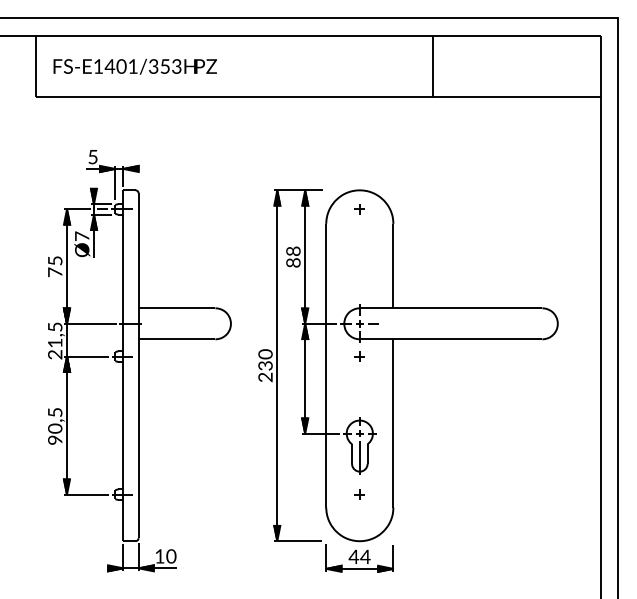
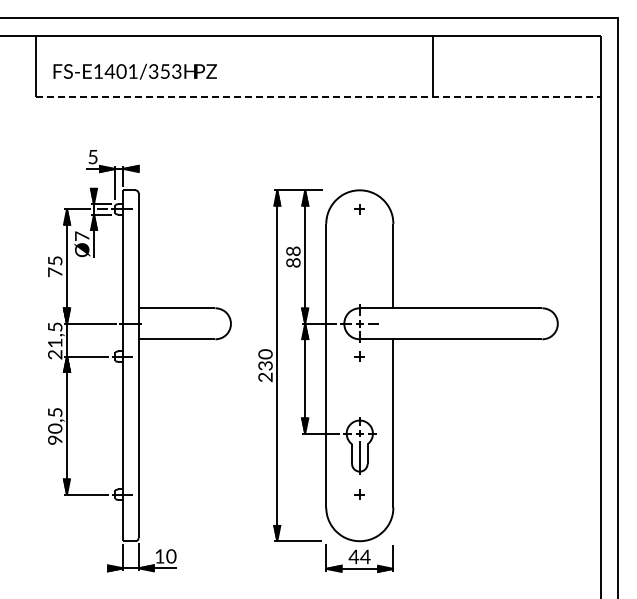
text position: (134, 66) -> (134, 71) (134, 71)
line: solid -> dashed (318, 96)
